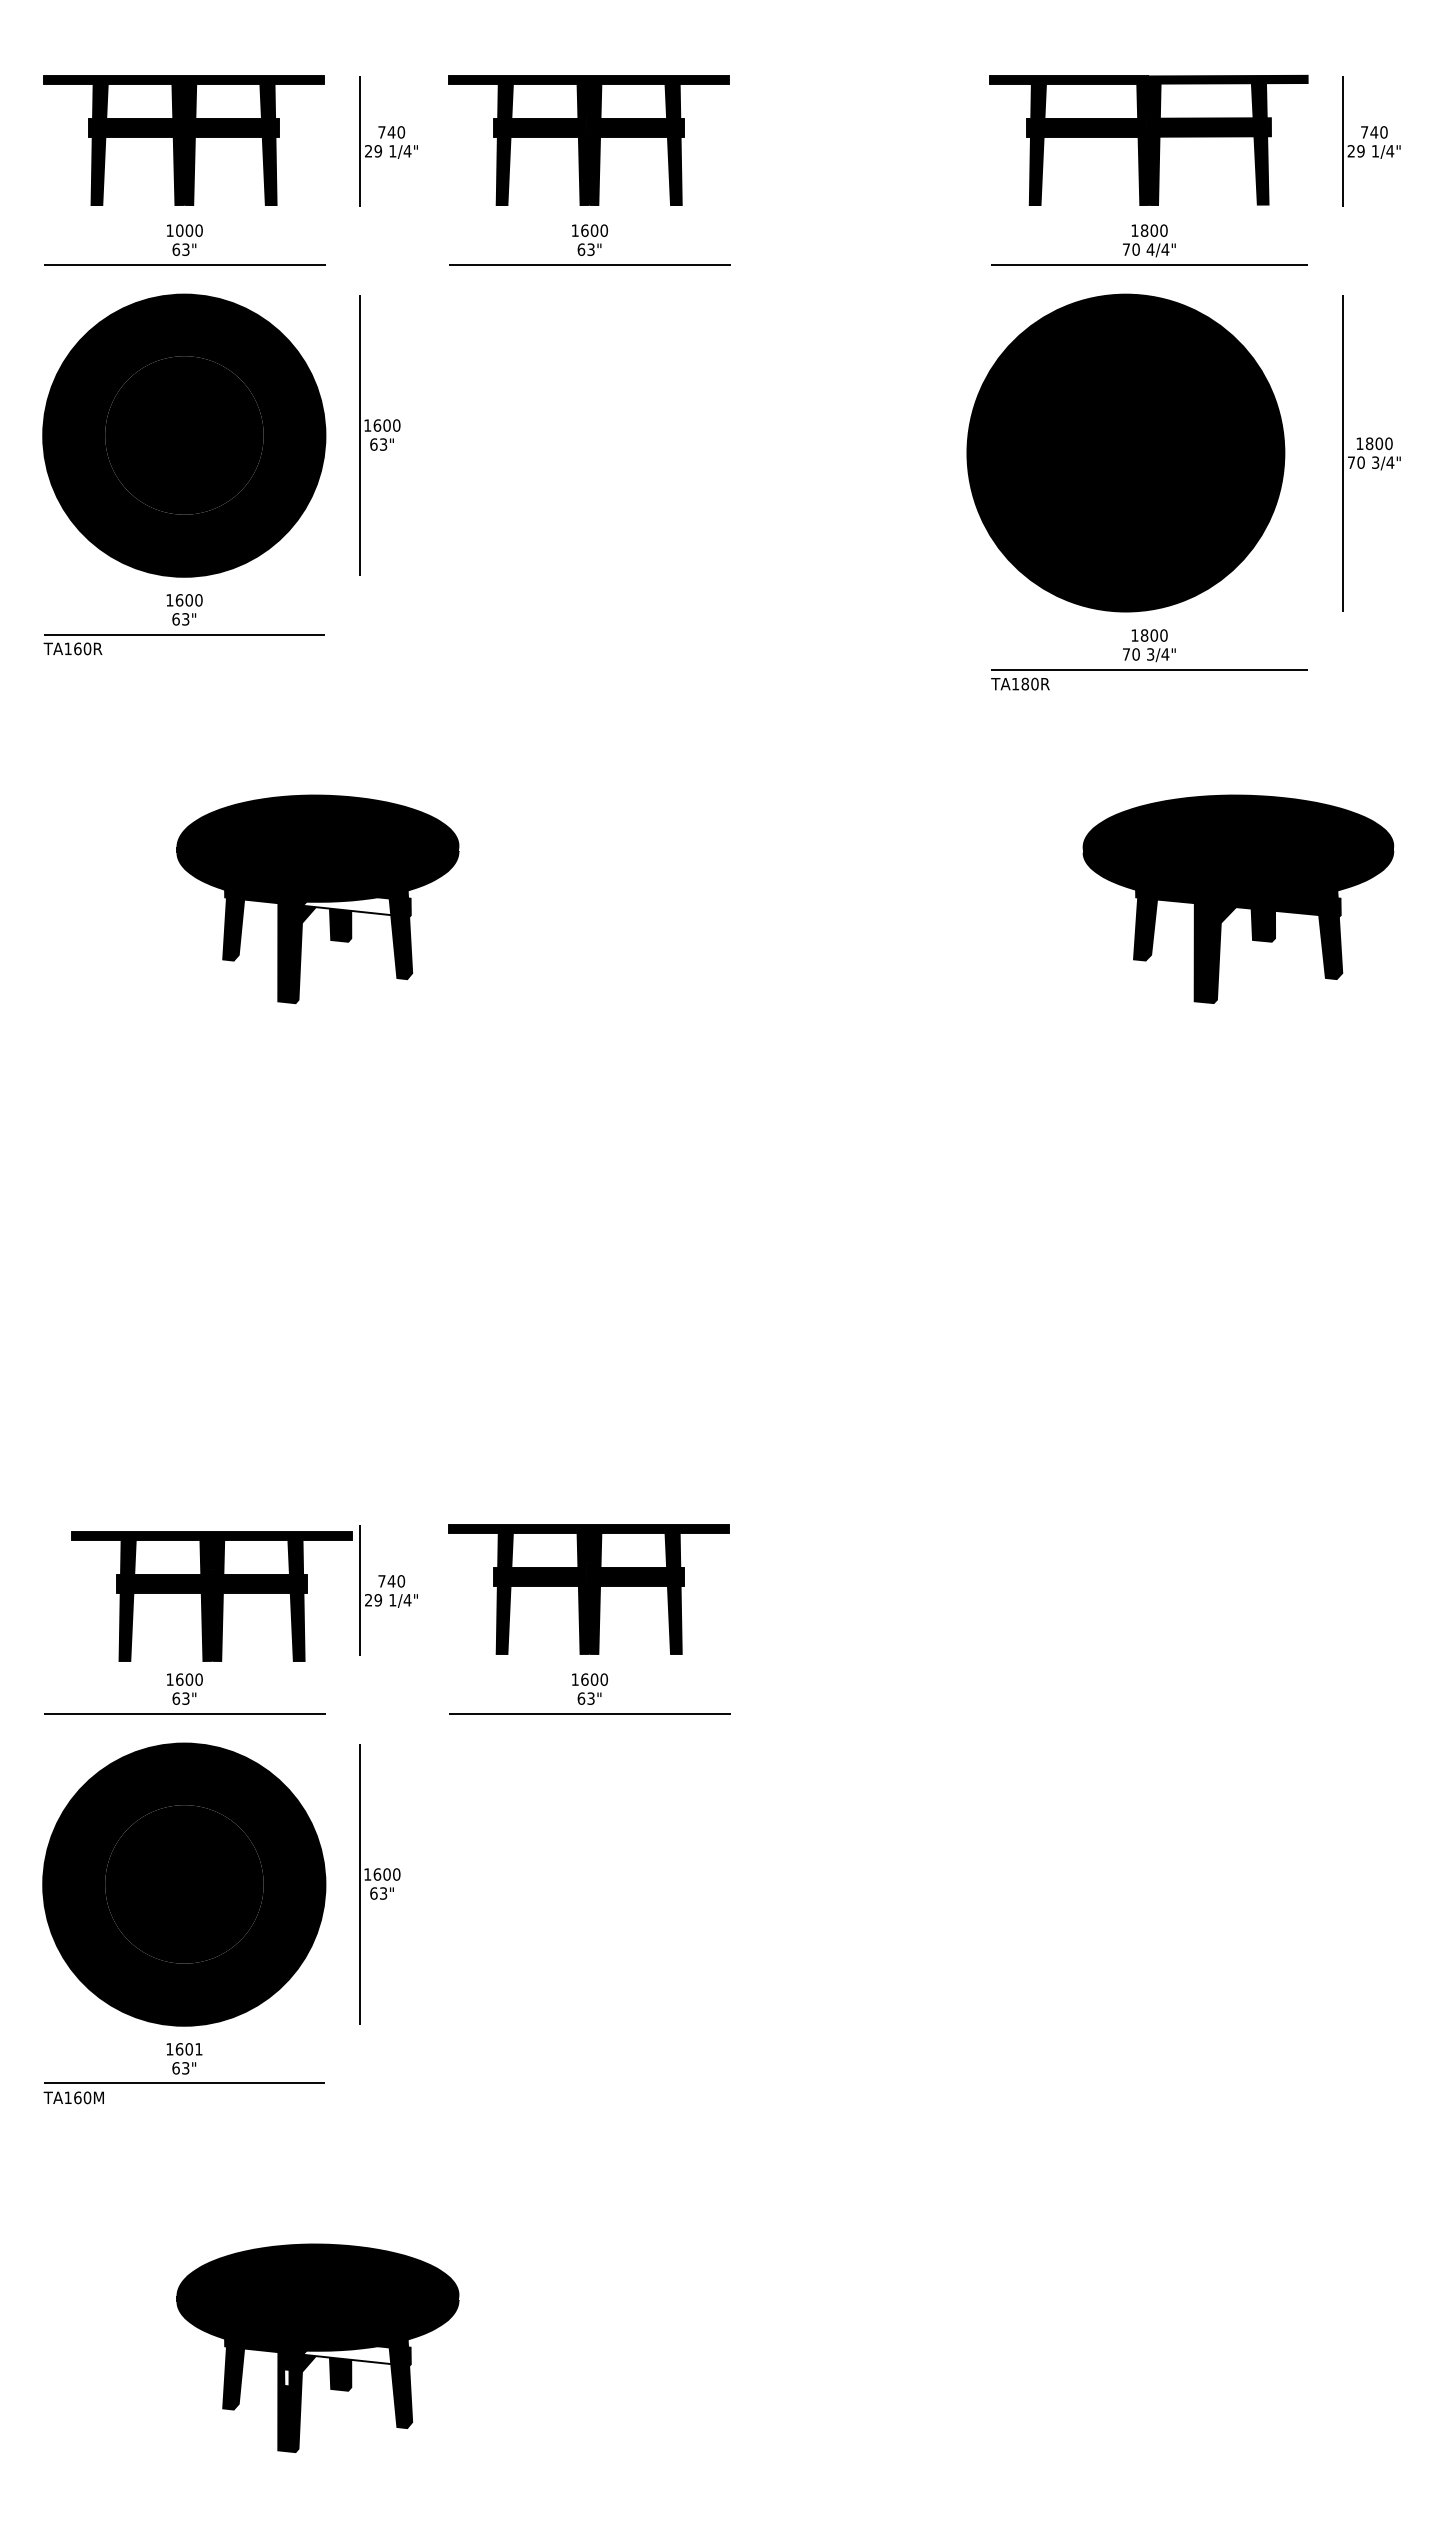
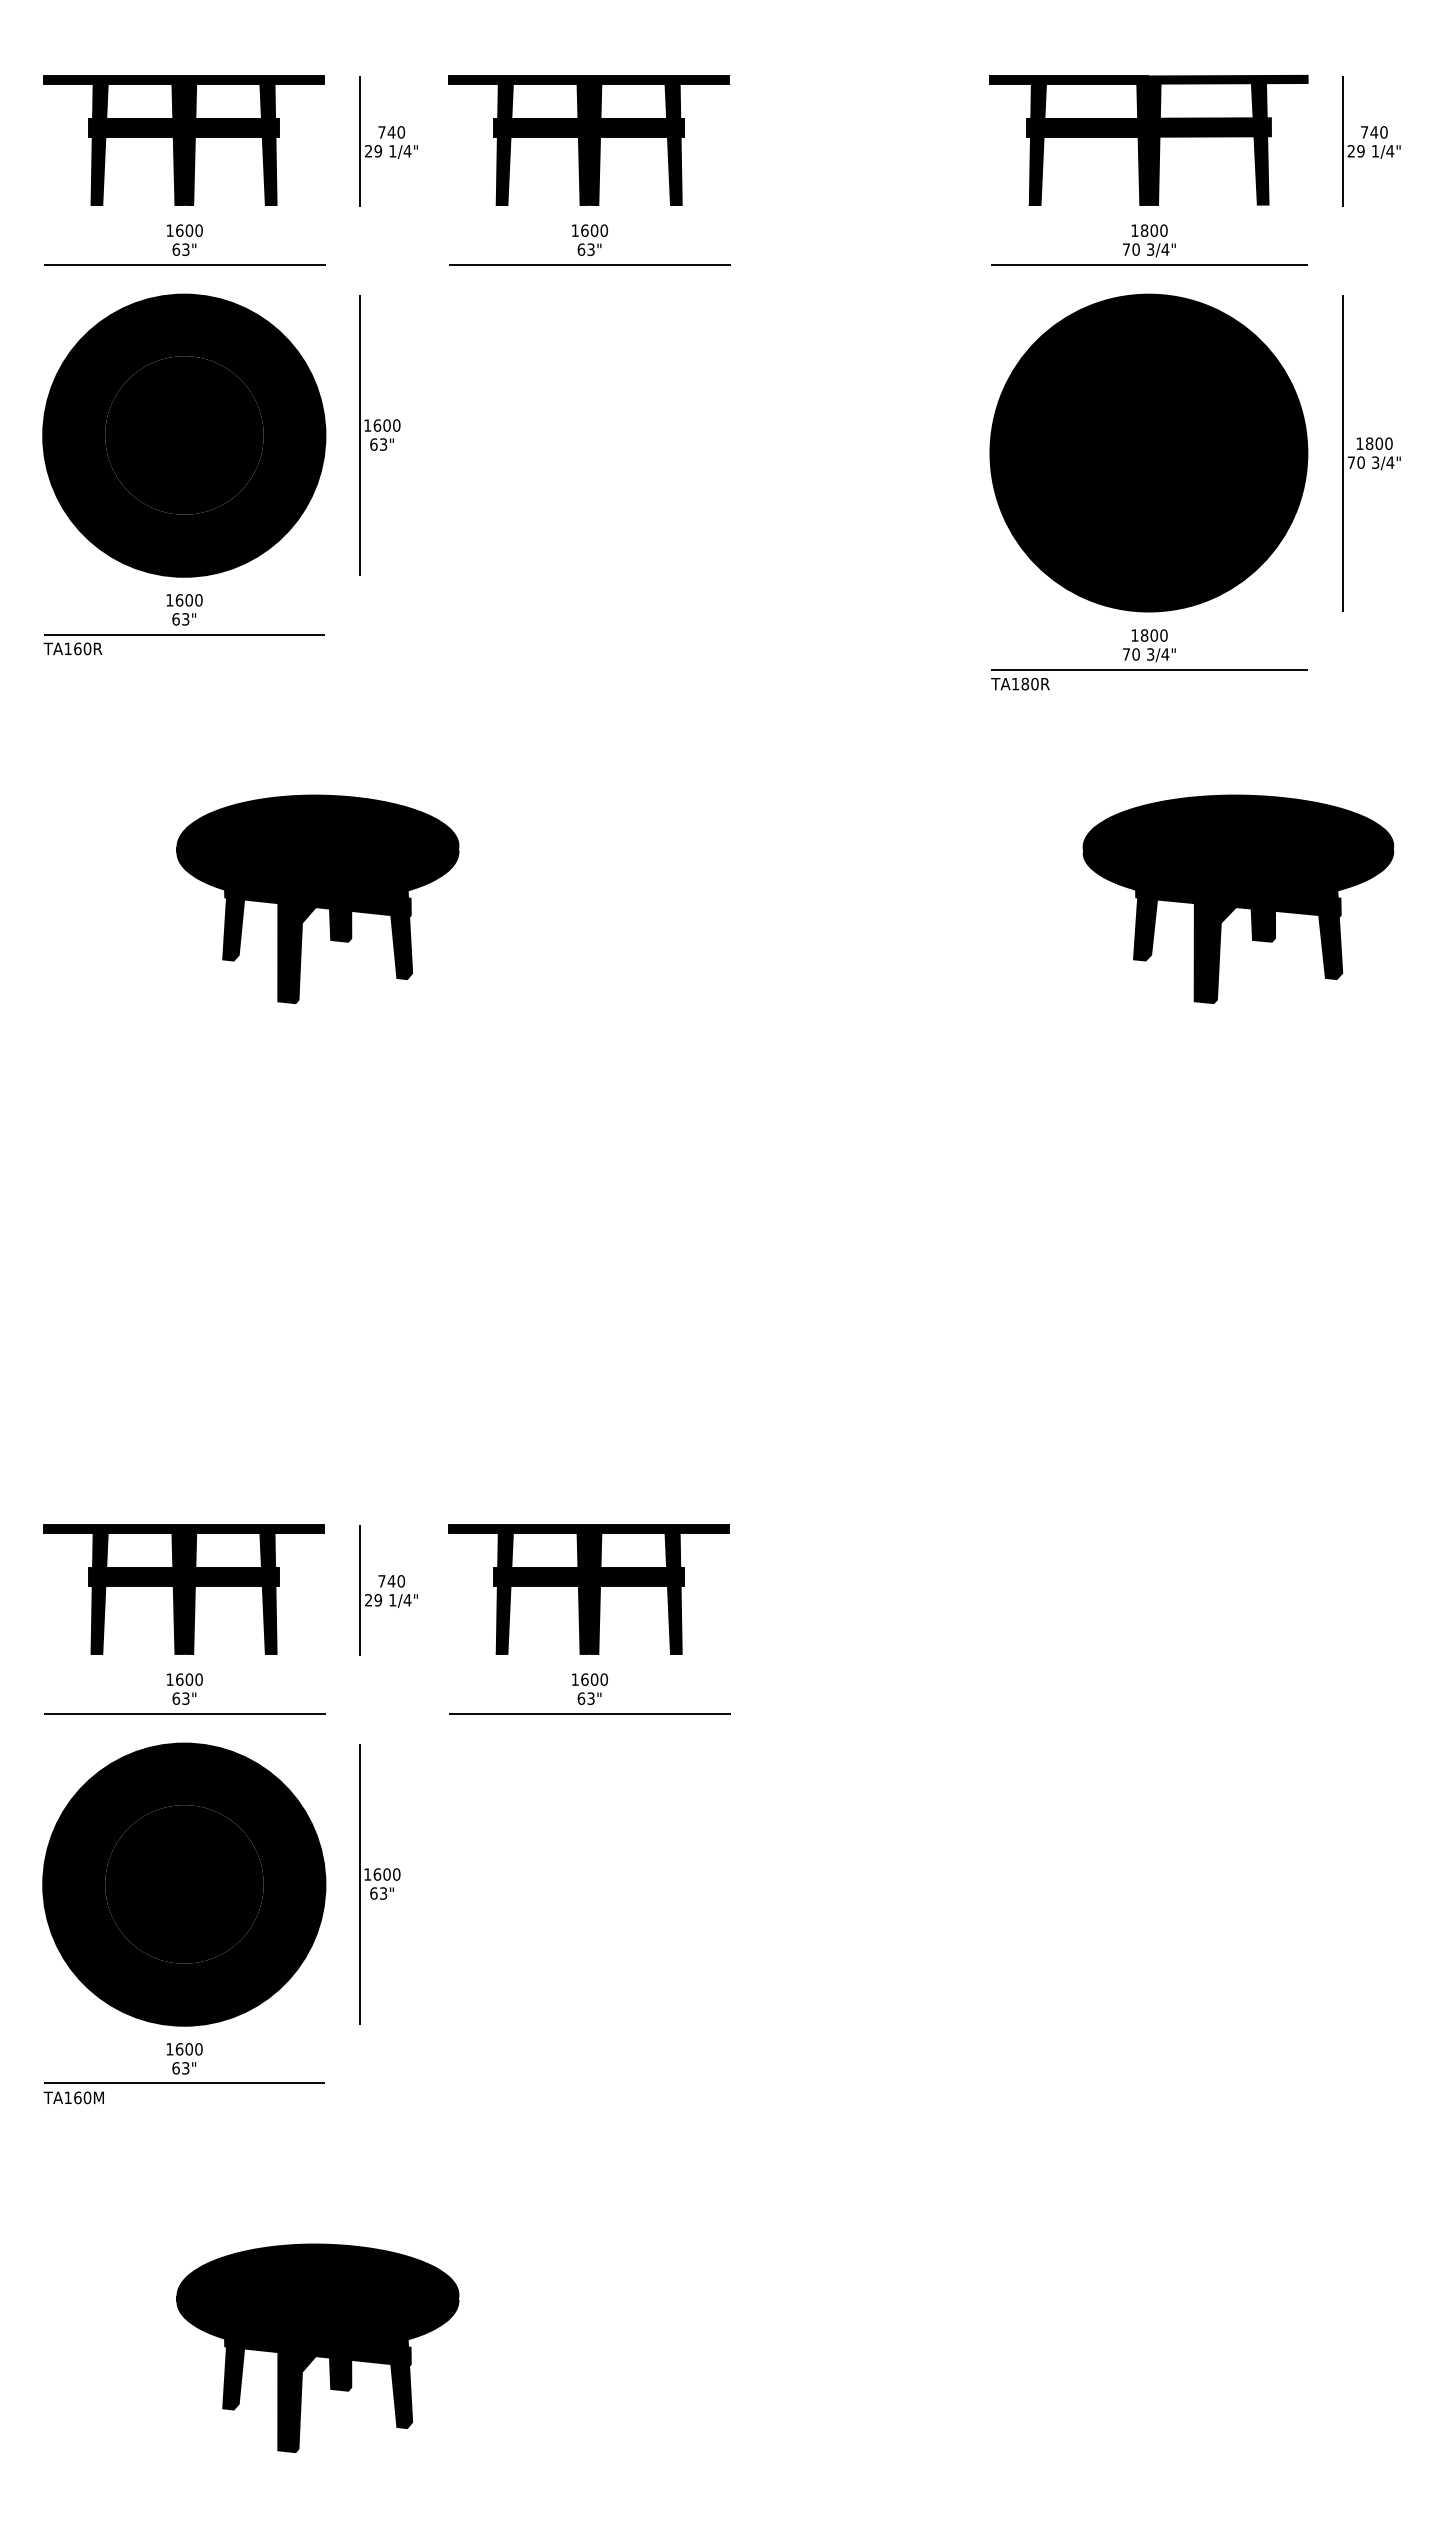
text: 1000 -> 1600 (179, 230)
text: 4/4" -> 3/4" (1150, 249)
part position: (1125, 452) -> (1148, 452) (1148, 452)
fill: none -> present (346, 906)
part position: (211, 1596) -> (183, 1589) (183, 1589)
text: 1601 -> 1600 (198, 2049)
fill: none -> present (346, 2355)
fill: none -> present (286, 2377)
